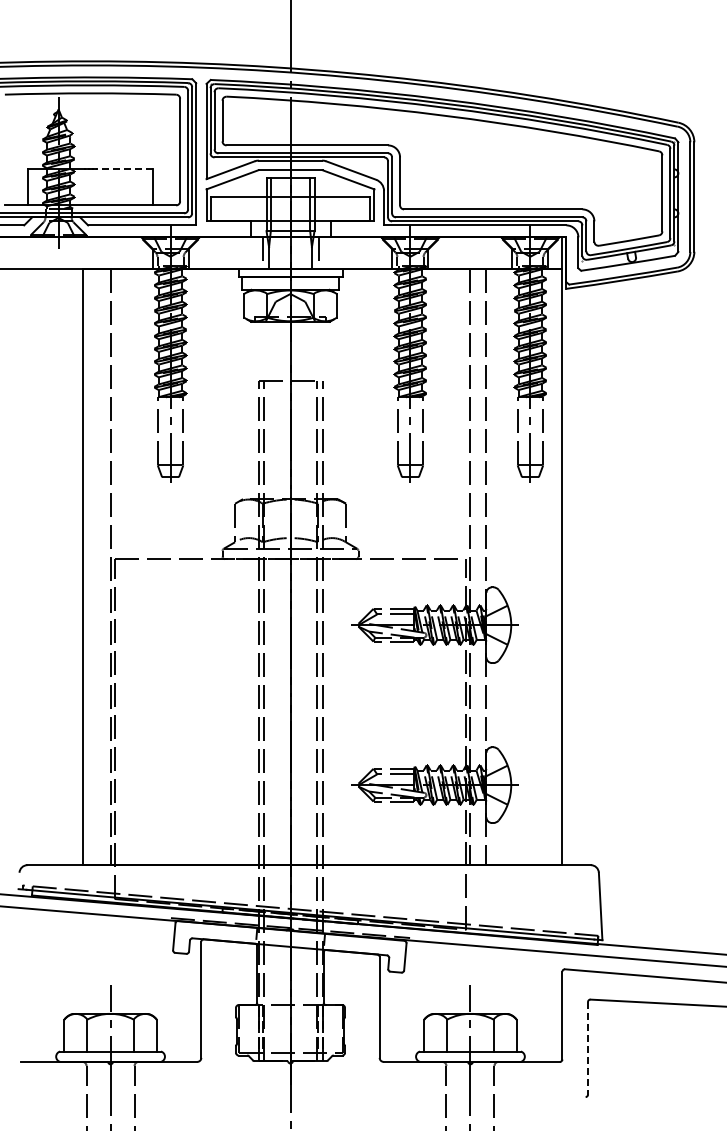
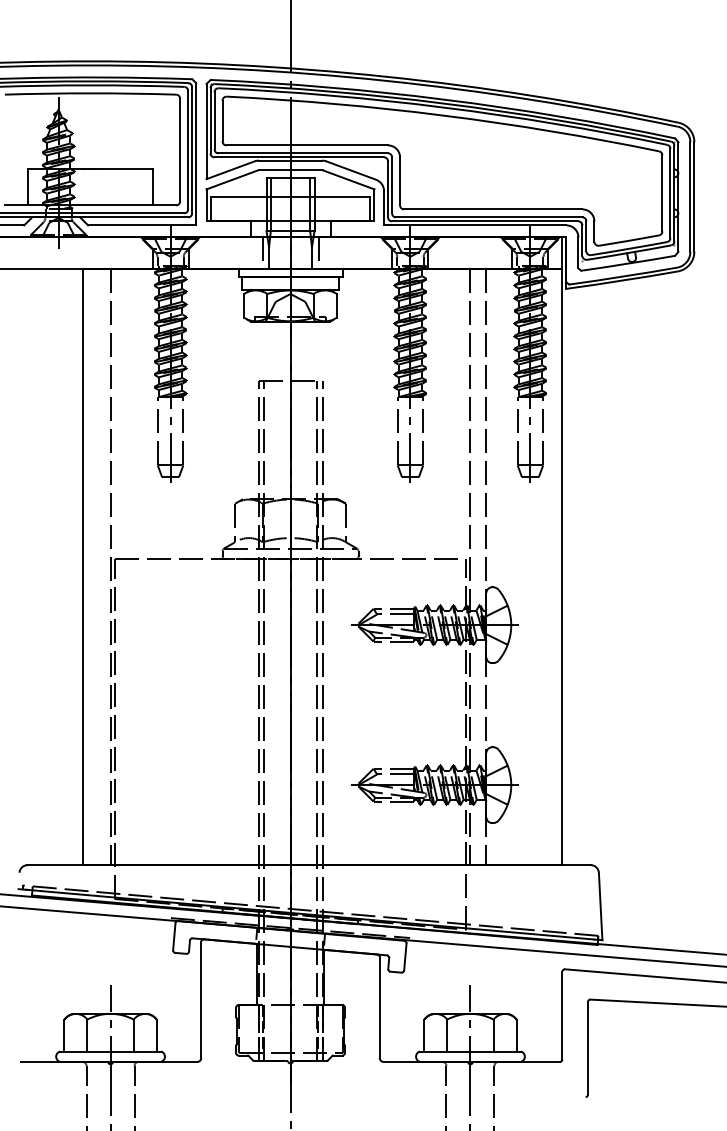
line: dashed -> solid (124, 169)
line: dashed -> solid (588, 1048)
